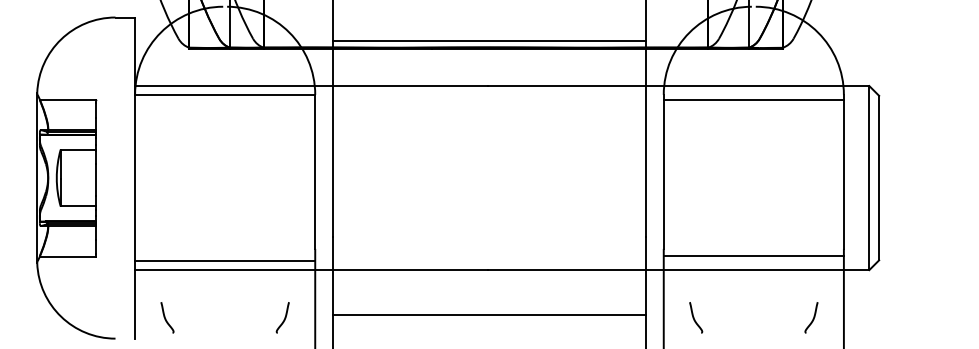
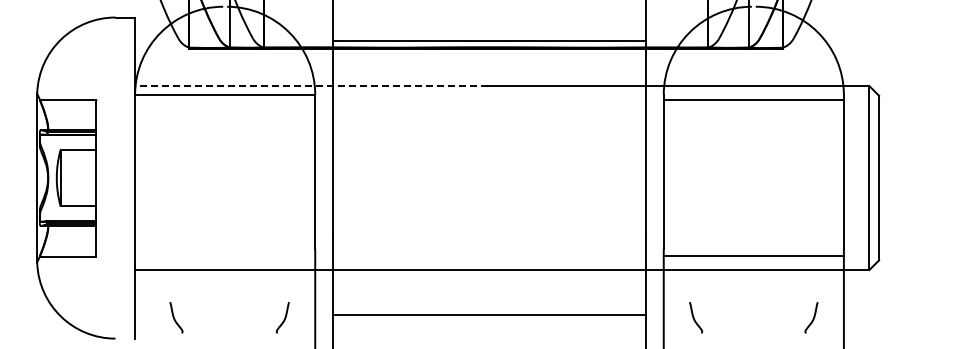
line: solid -> dashed (310, 86)
line: present -> none (225, 261)
curve position: (166, 318) -> (175, 318) (175, 318)
